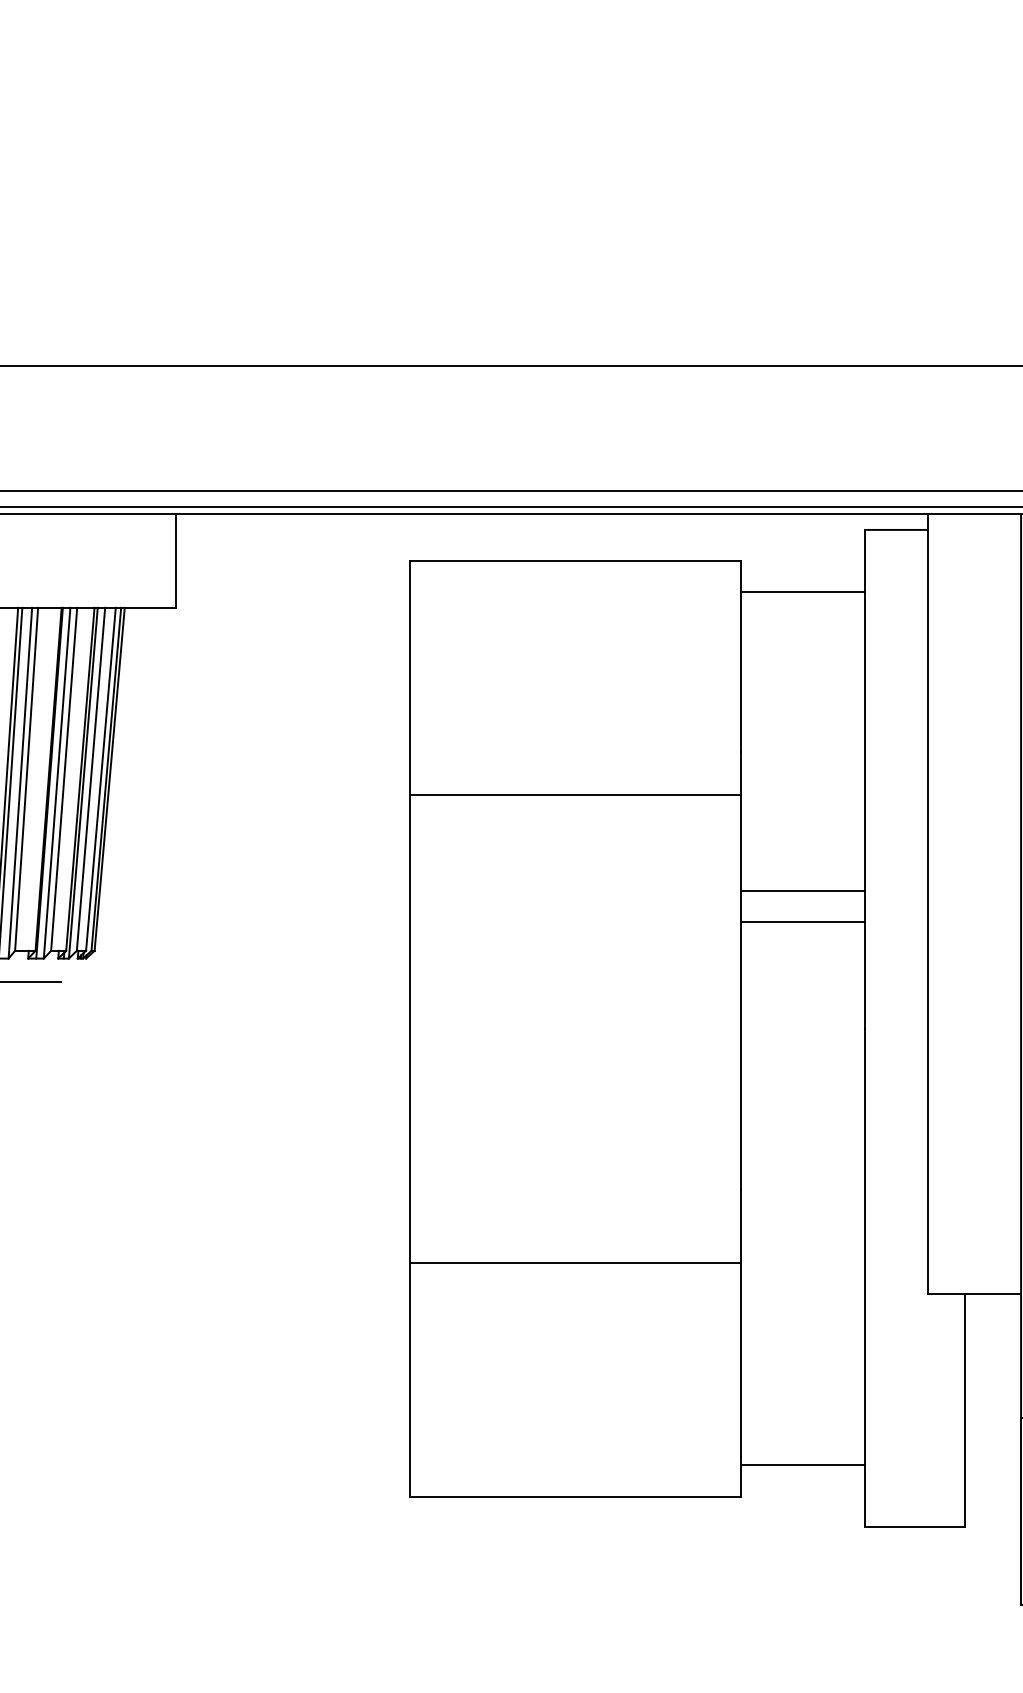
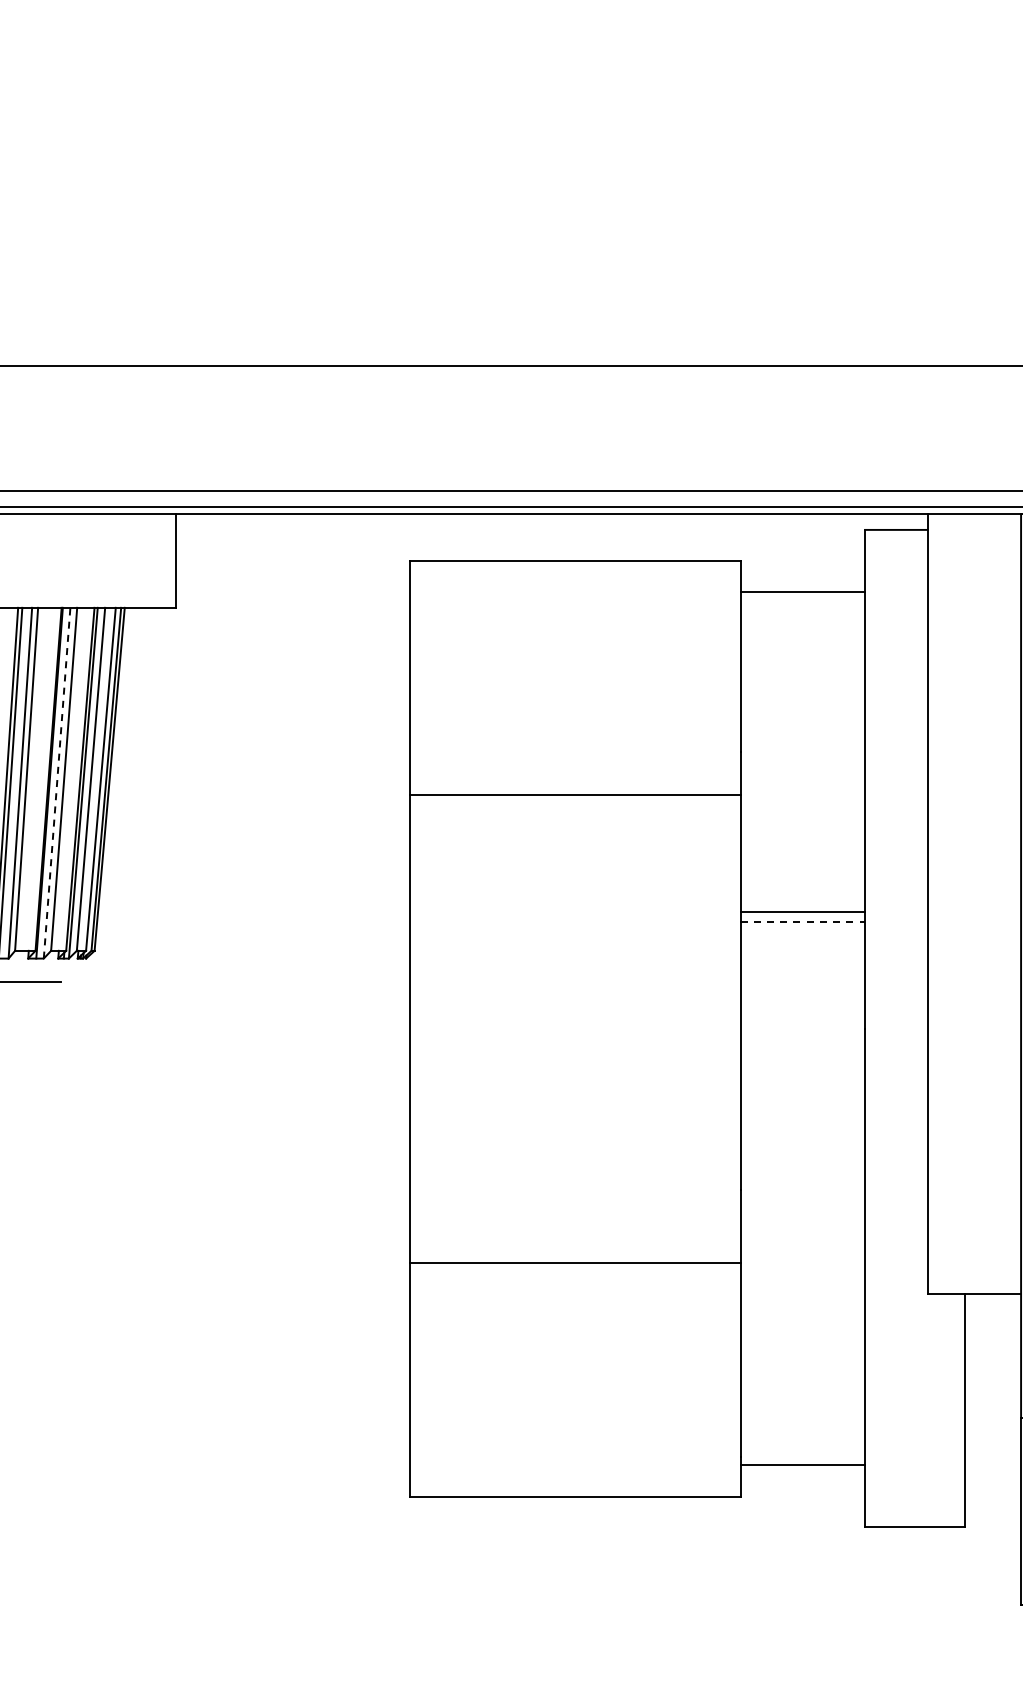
line: solid -> dashed (57, 783)
line position: (802, 891) -> (802, 912) (802, 912)
line: solid -> dashed (803, 922)
